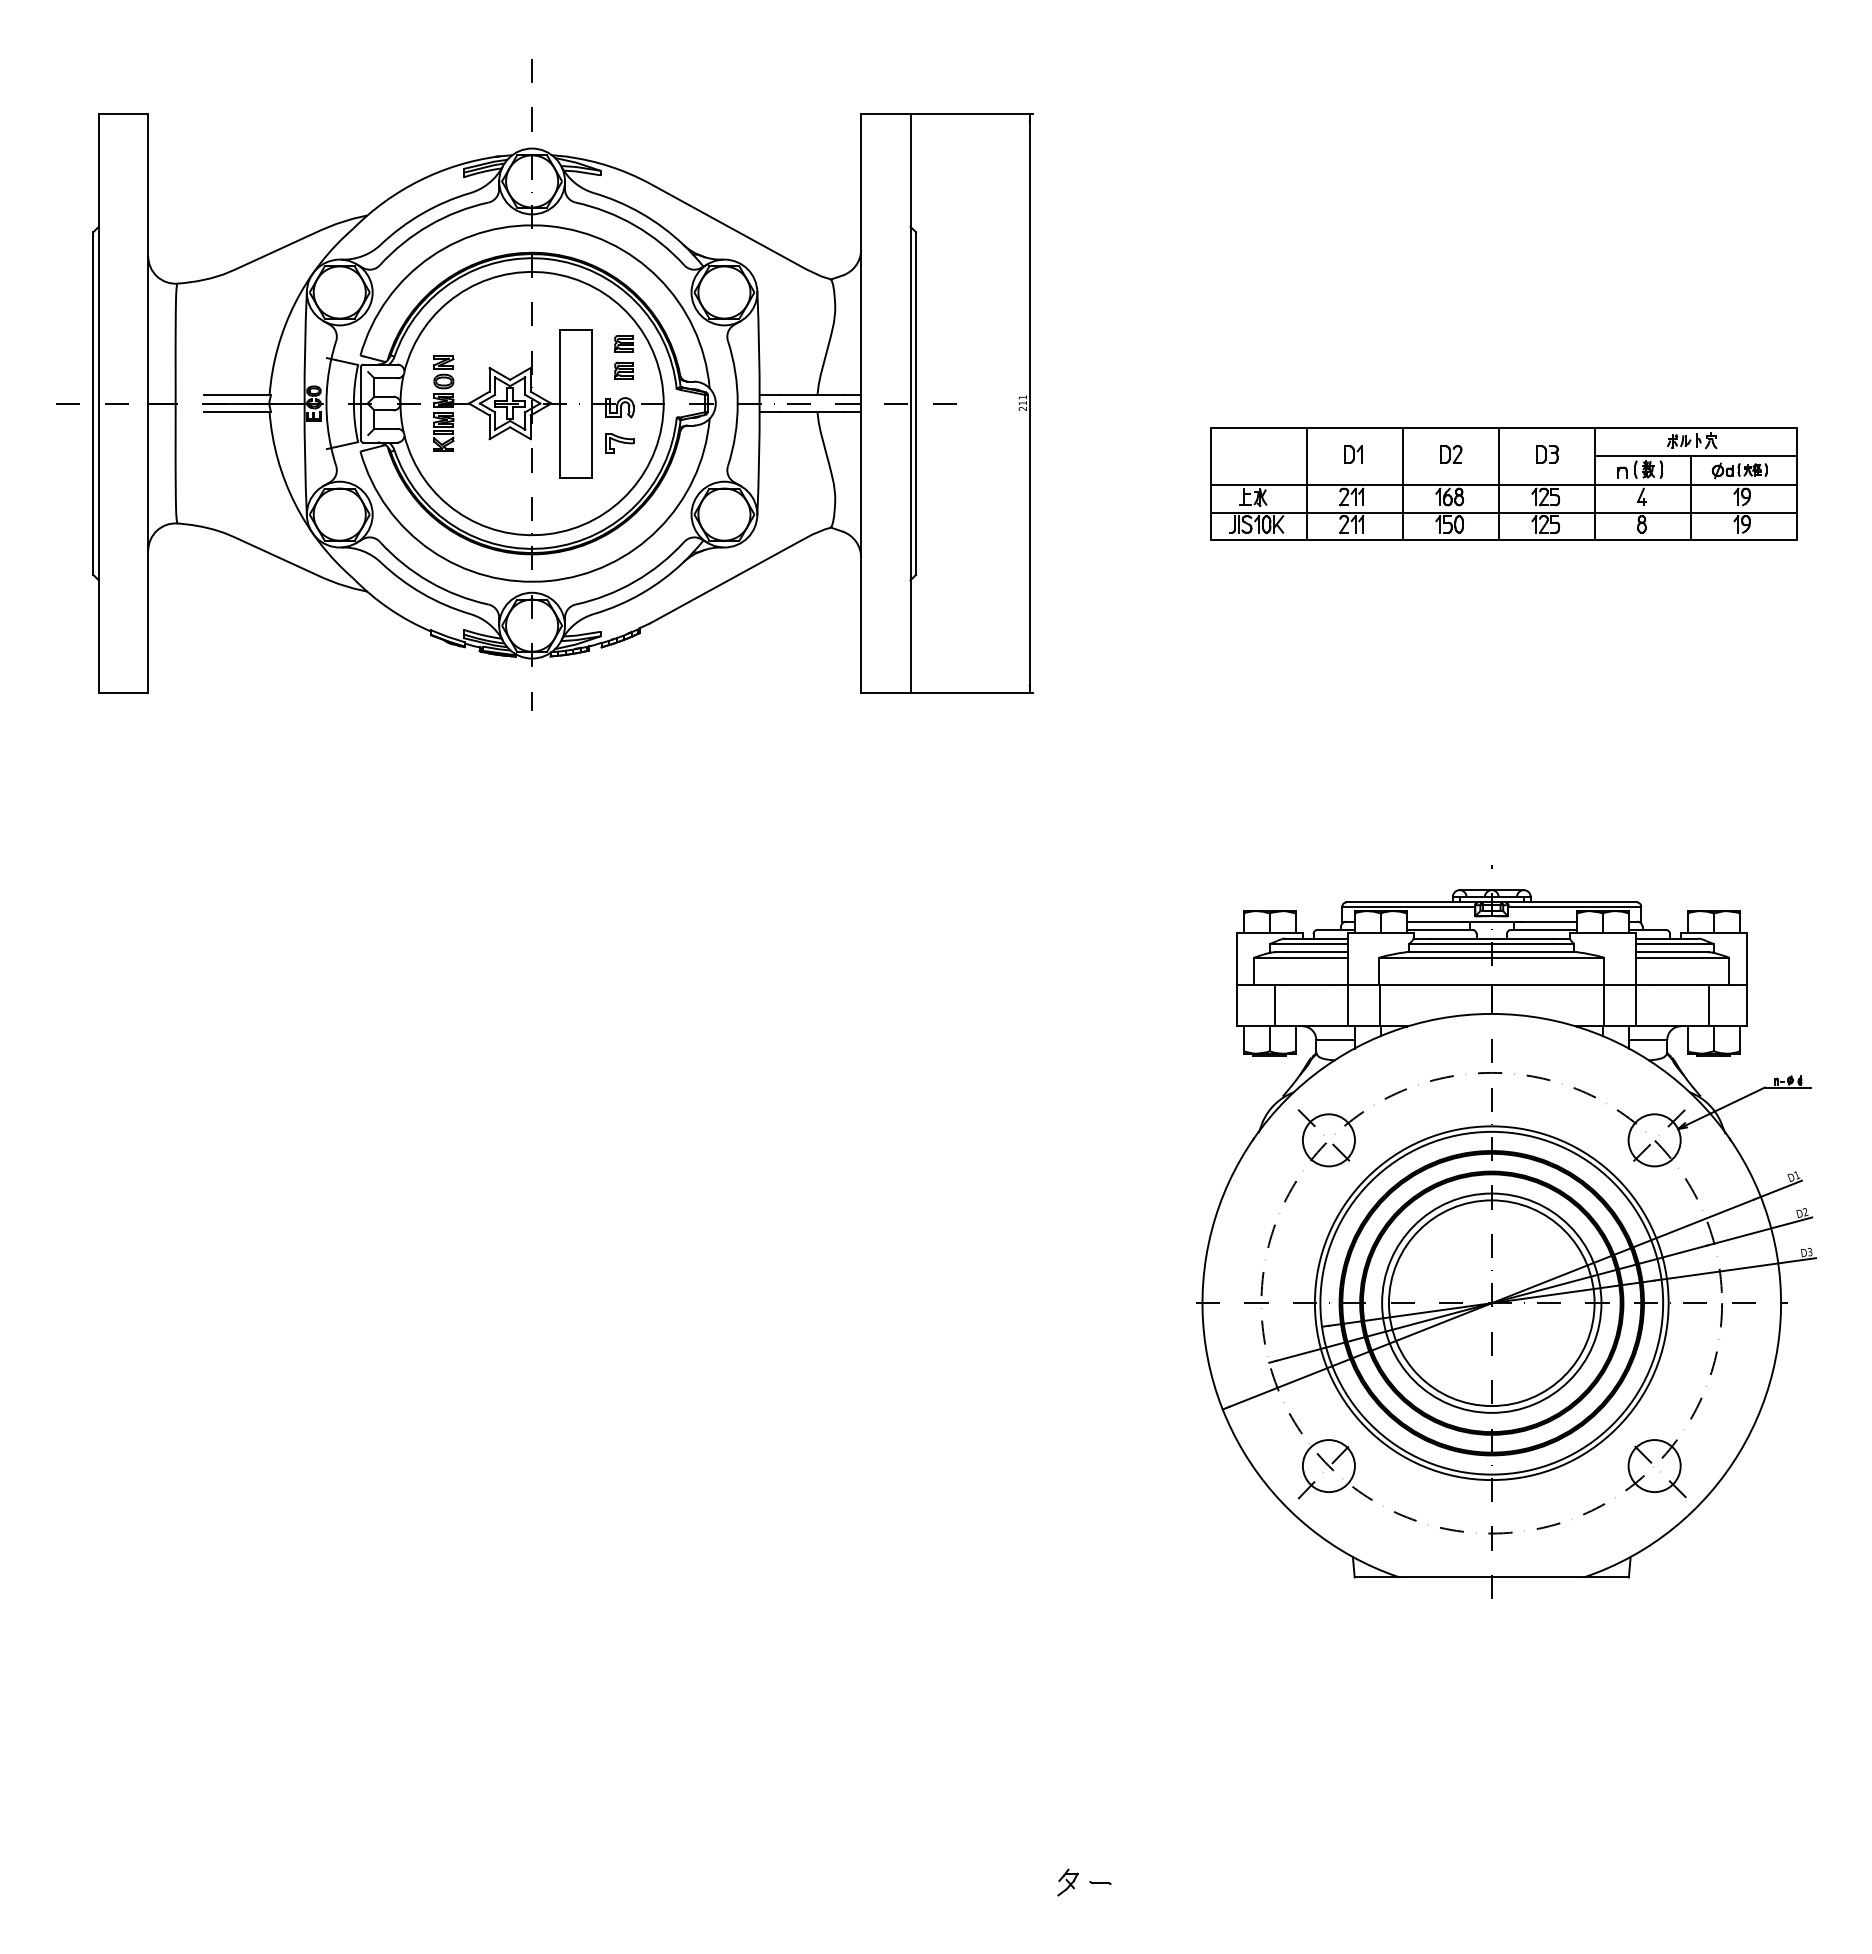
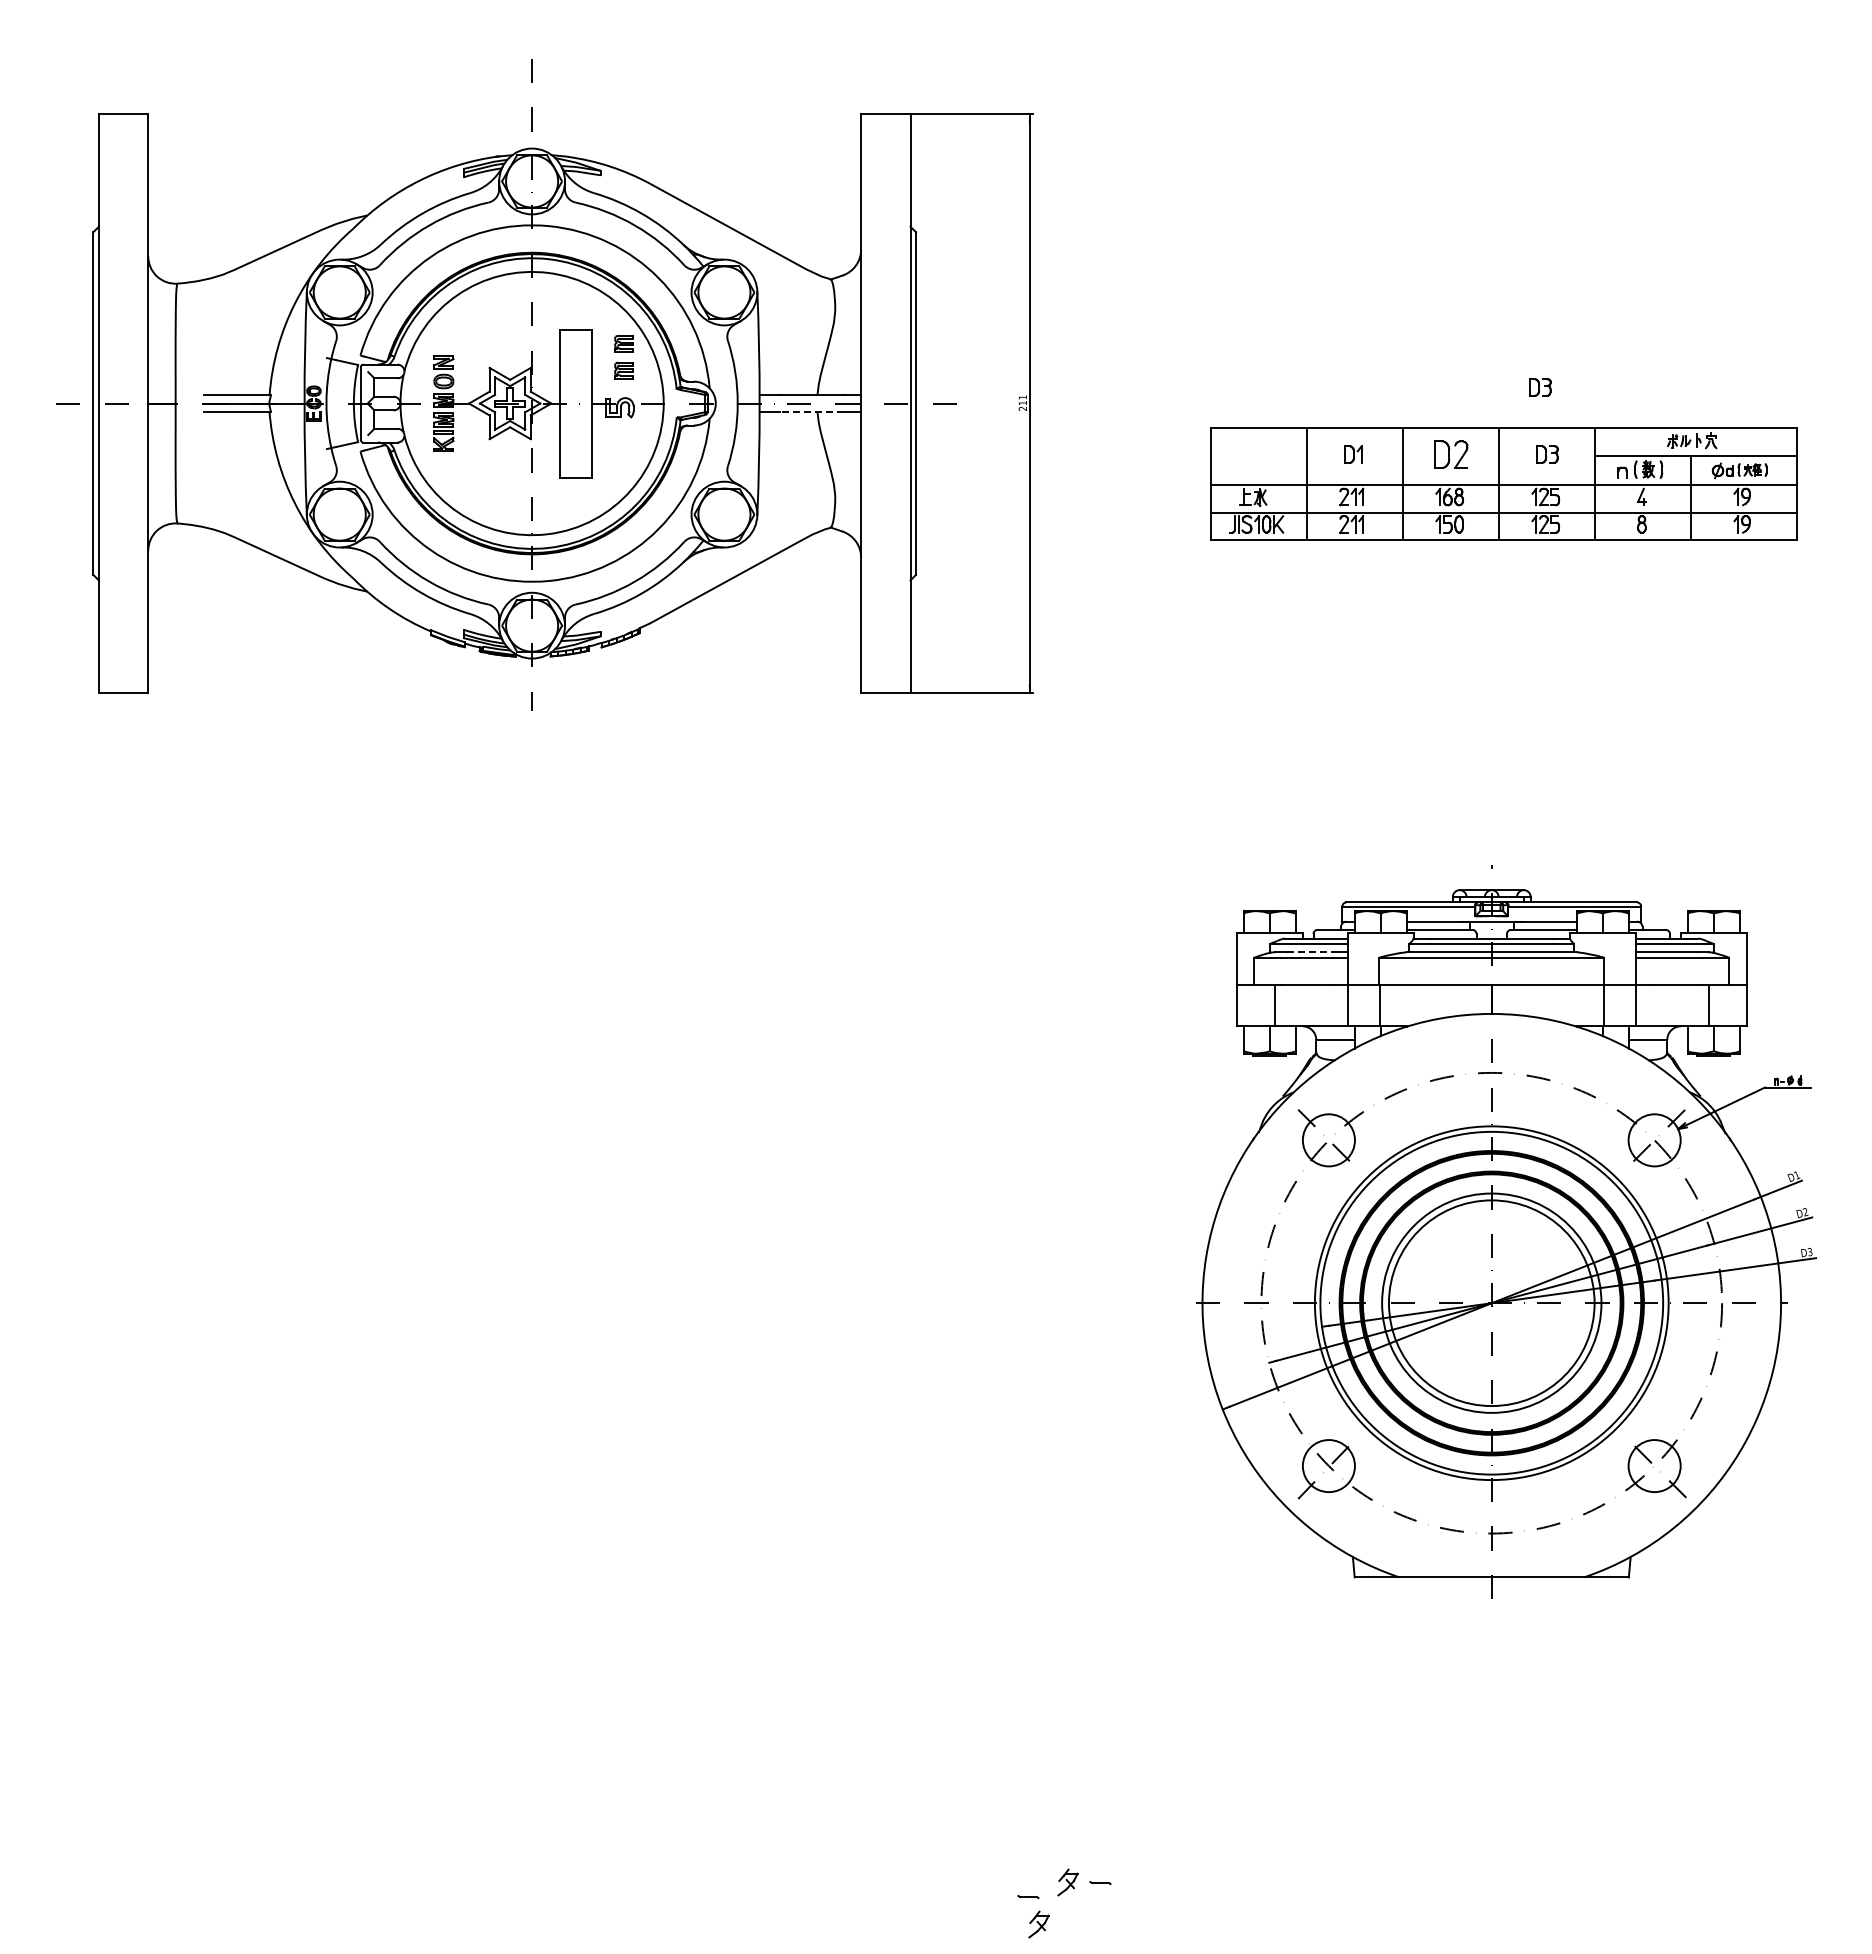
part: none -> present (1540, 387)
line: solid -> dashed (811, 411)
part: present -> none (619, 443)
part size: 23x19 px -> 35x29 px (1451, 454)
line: solid -> dashed (1312, 952)
part: none -> present (1028, 1897)
part: none -> present (1038, 1924)
